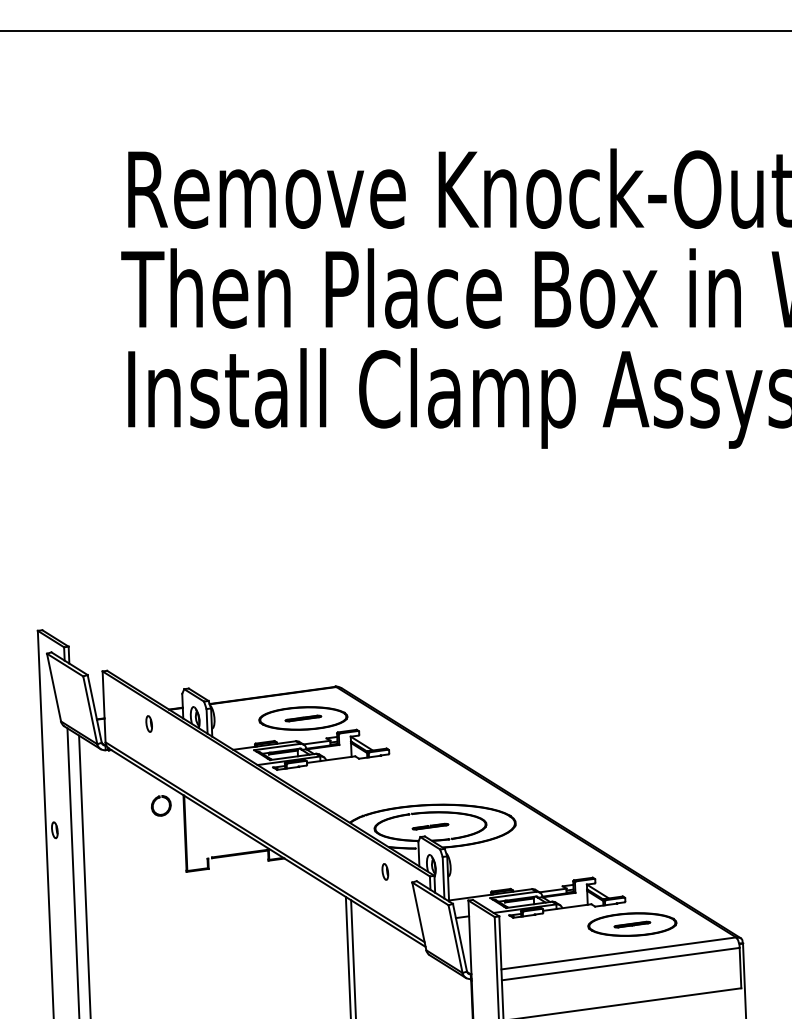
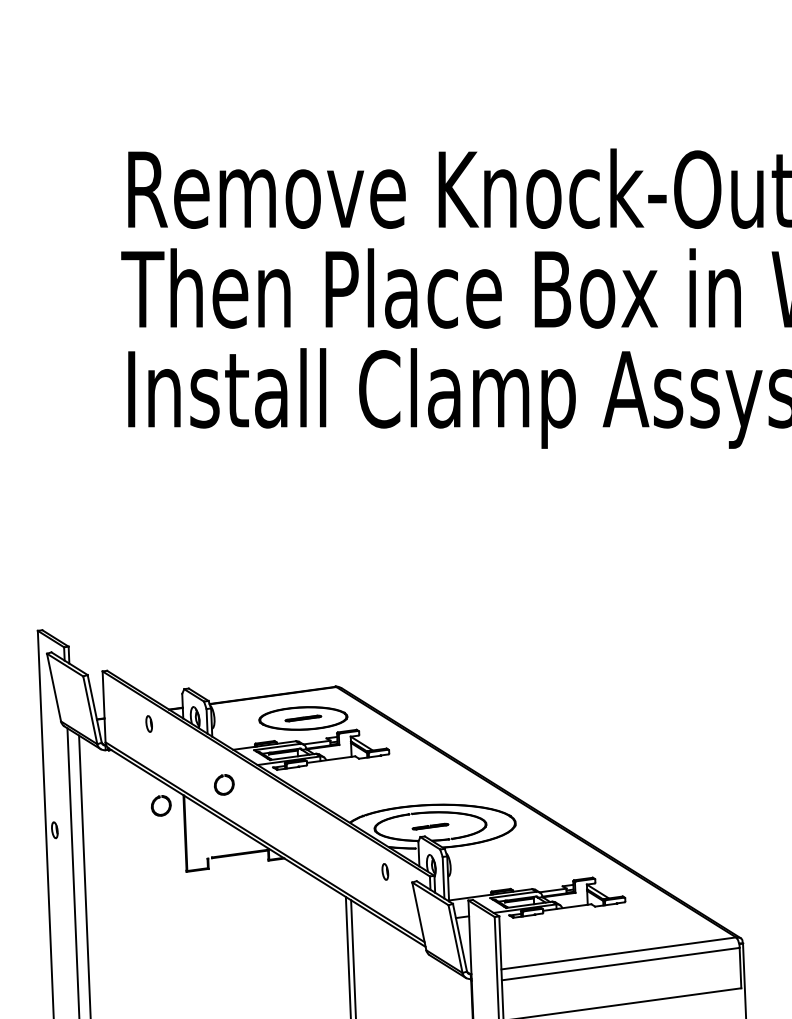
line: present -> none (395, 30)
part: none -> present (224, 784)
part: present -> none (632, 924)
